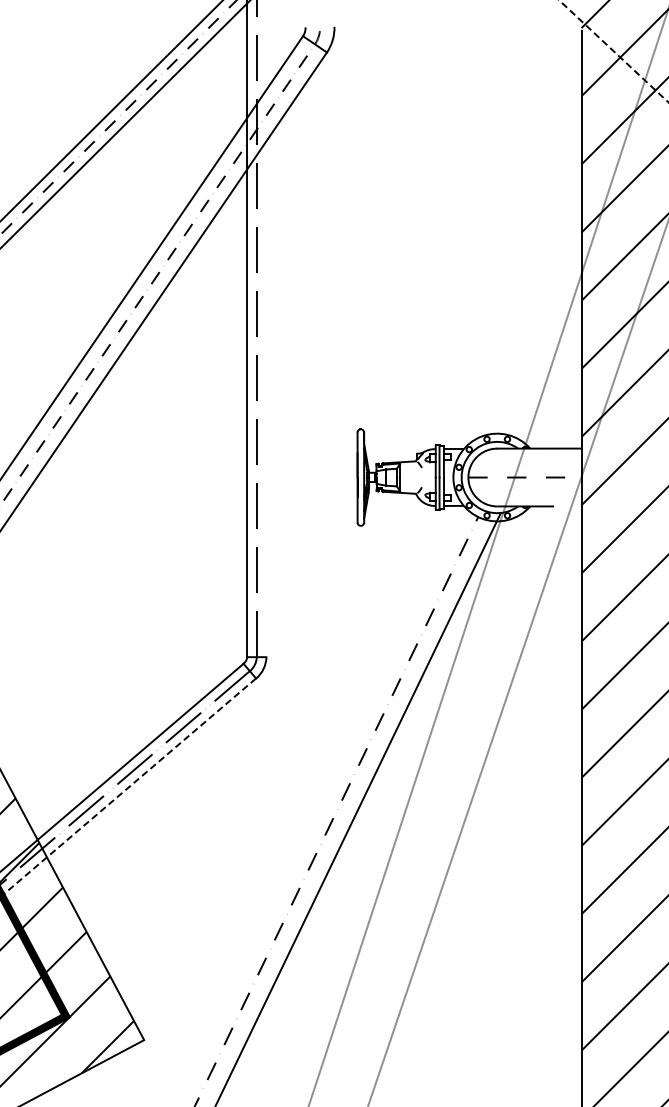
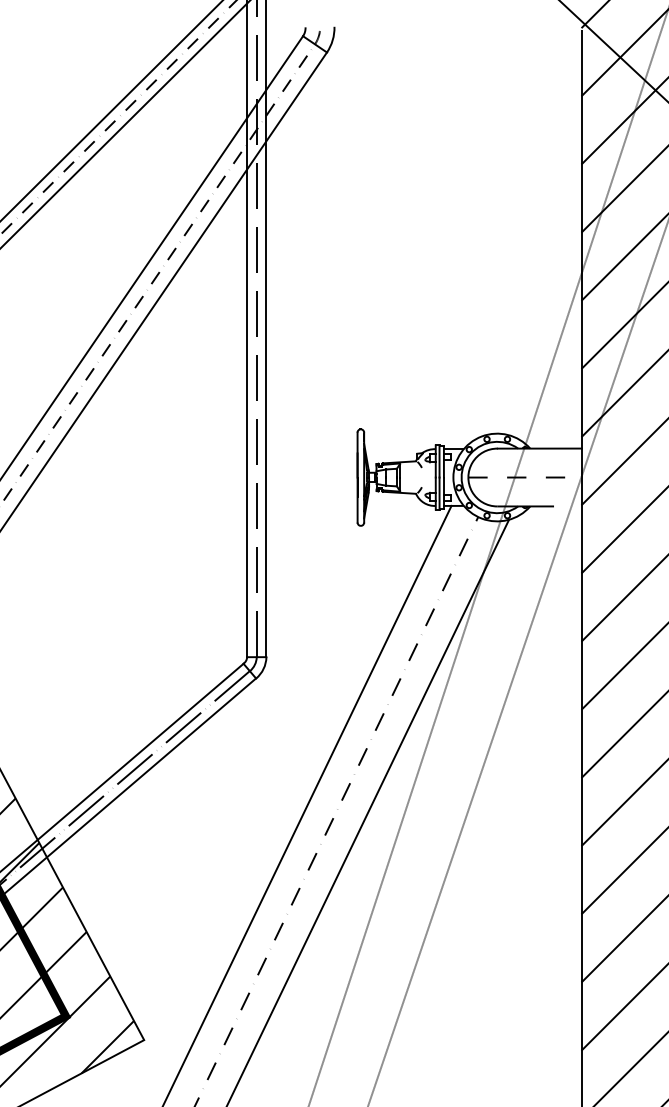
line: dashed -> solid (613, 51)
line: none -> present (266, 329)
line: dashed -> solid (127, 788)
line: none -> present (307, 804)
line position: (358, 808) -> (368, 811) (368, 811)
